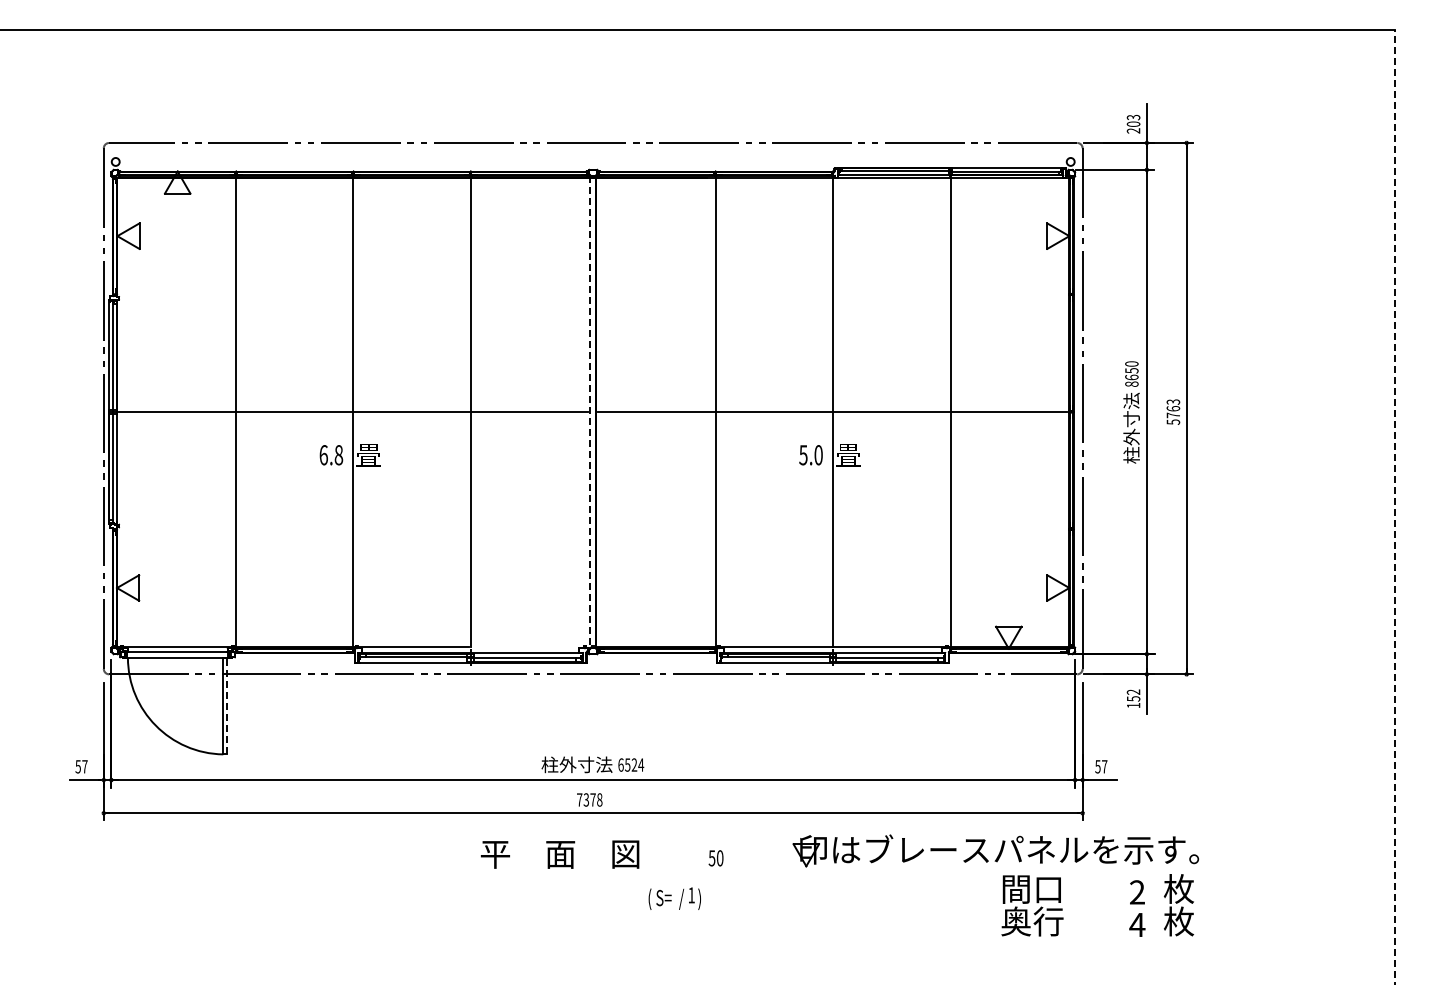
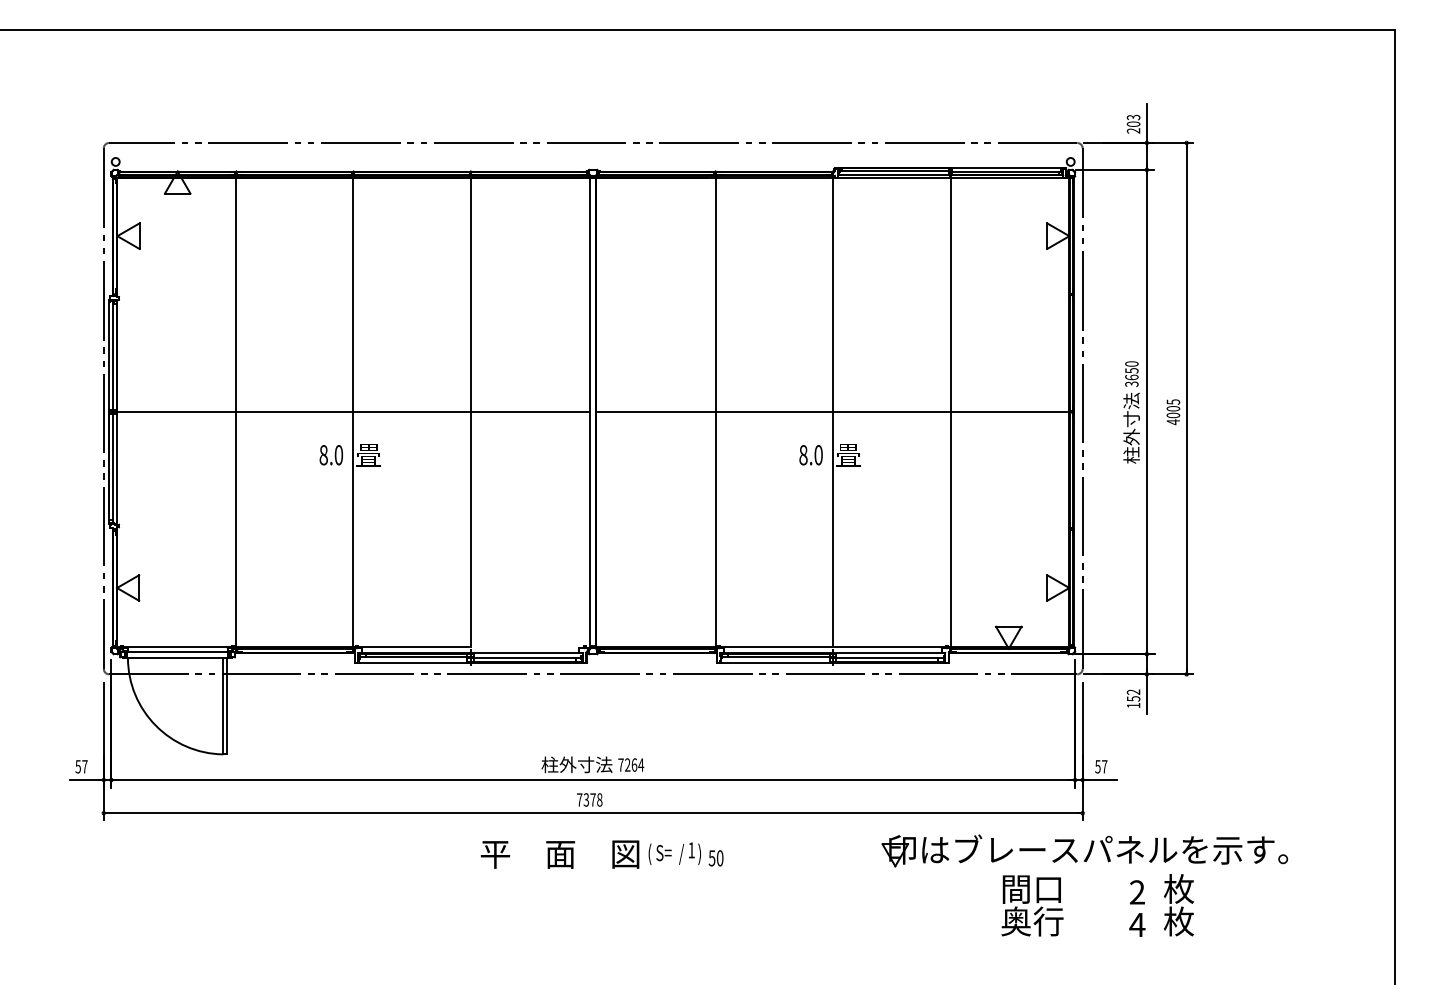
text: 8650 -> 3650 (1131, 383)
line: dashed -> solid (590, 412)
text: 5763 -> 4005 (1173, 412)
text: 6.8 -> 8.0 (331, 455)
text: 5.0 -> 8.0 (803, 455)
line: dashed -> solid (1394, 506)
line: dashed -> solid (227, 705)
text: 6524 -> 7264 (627, 764)
part position: (995, 850) -> (1084, 850) (1084, 850)
text position: (674, 898) -> (674, 853) (674, 853)
